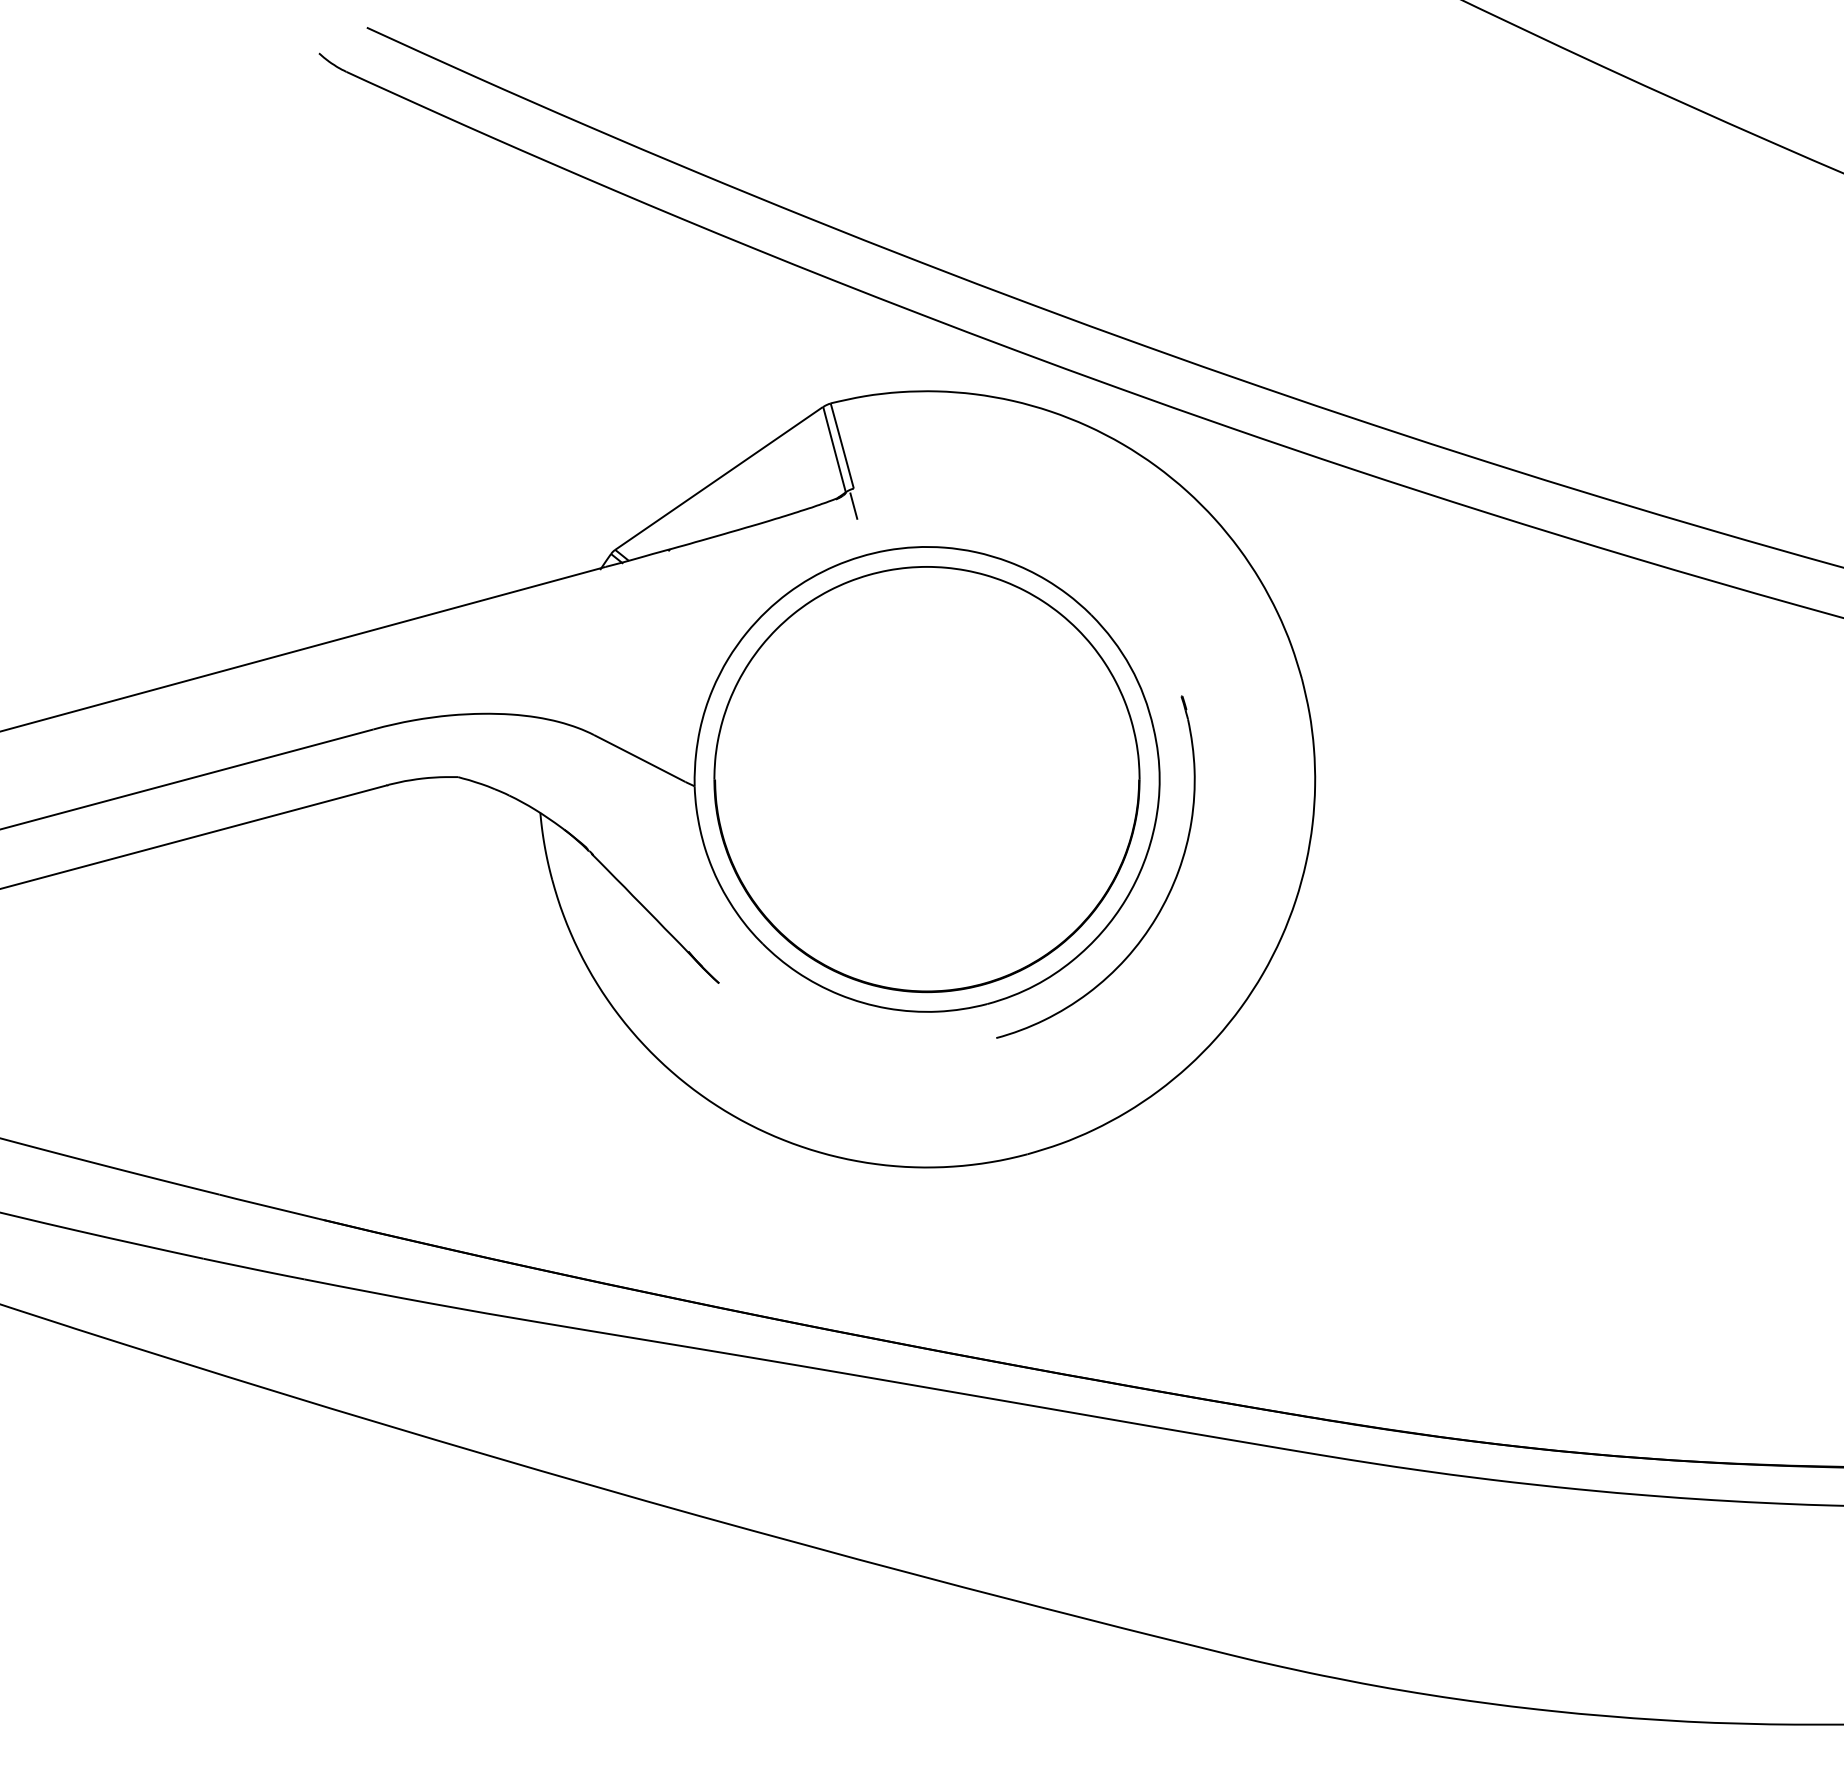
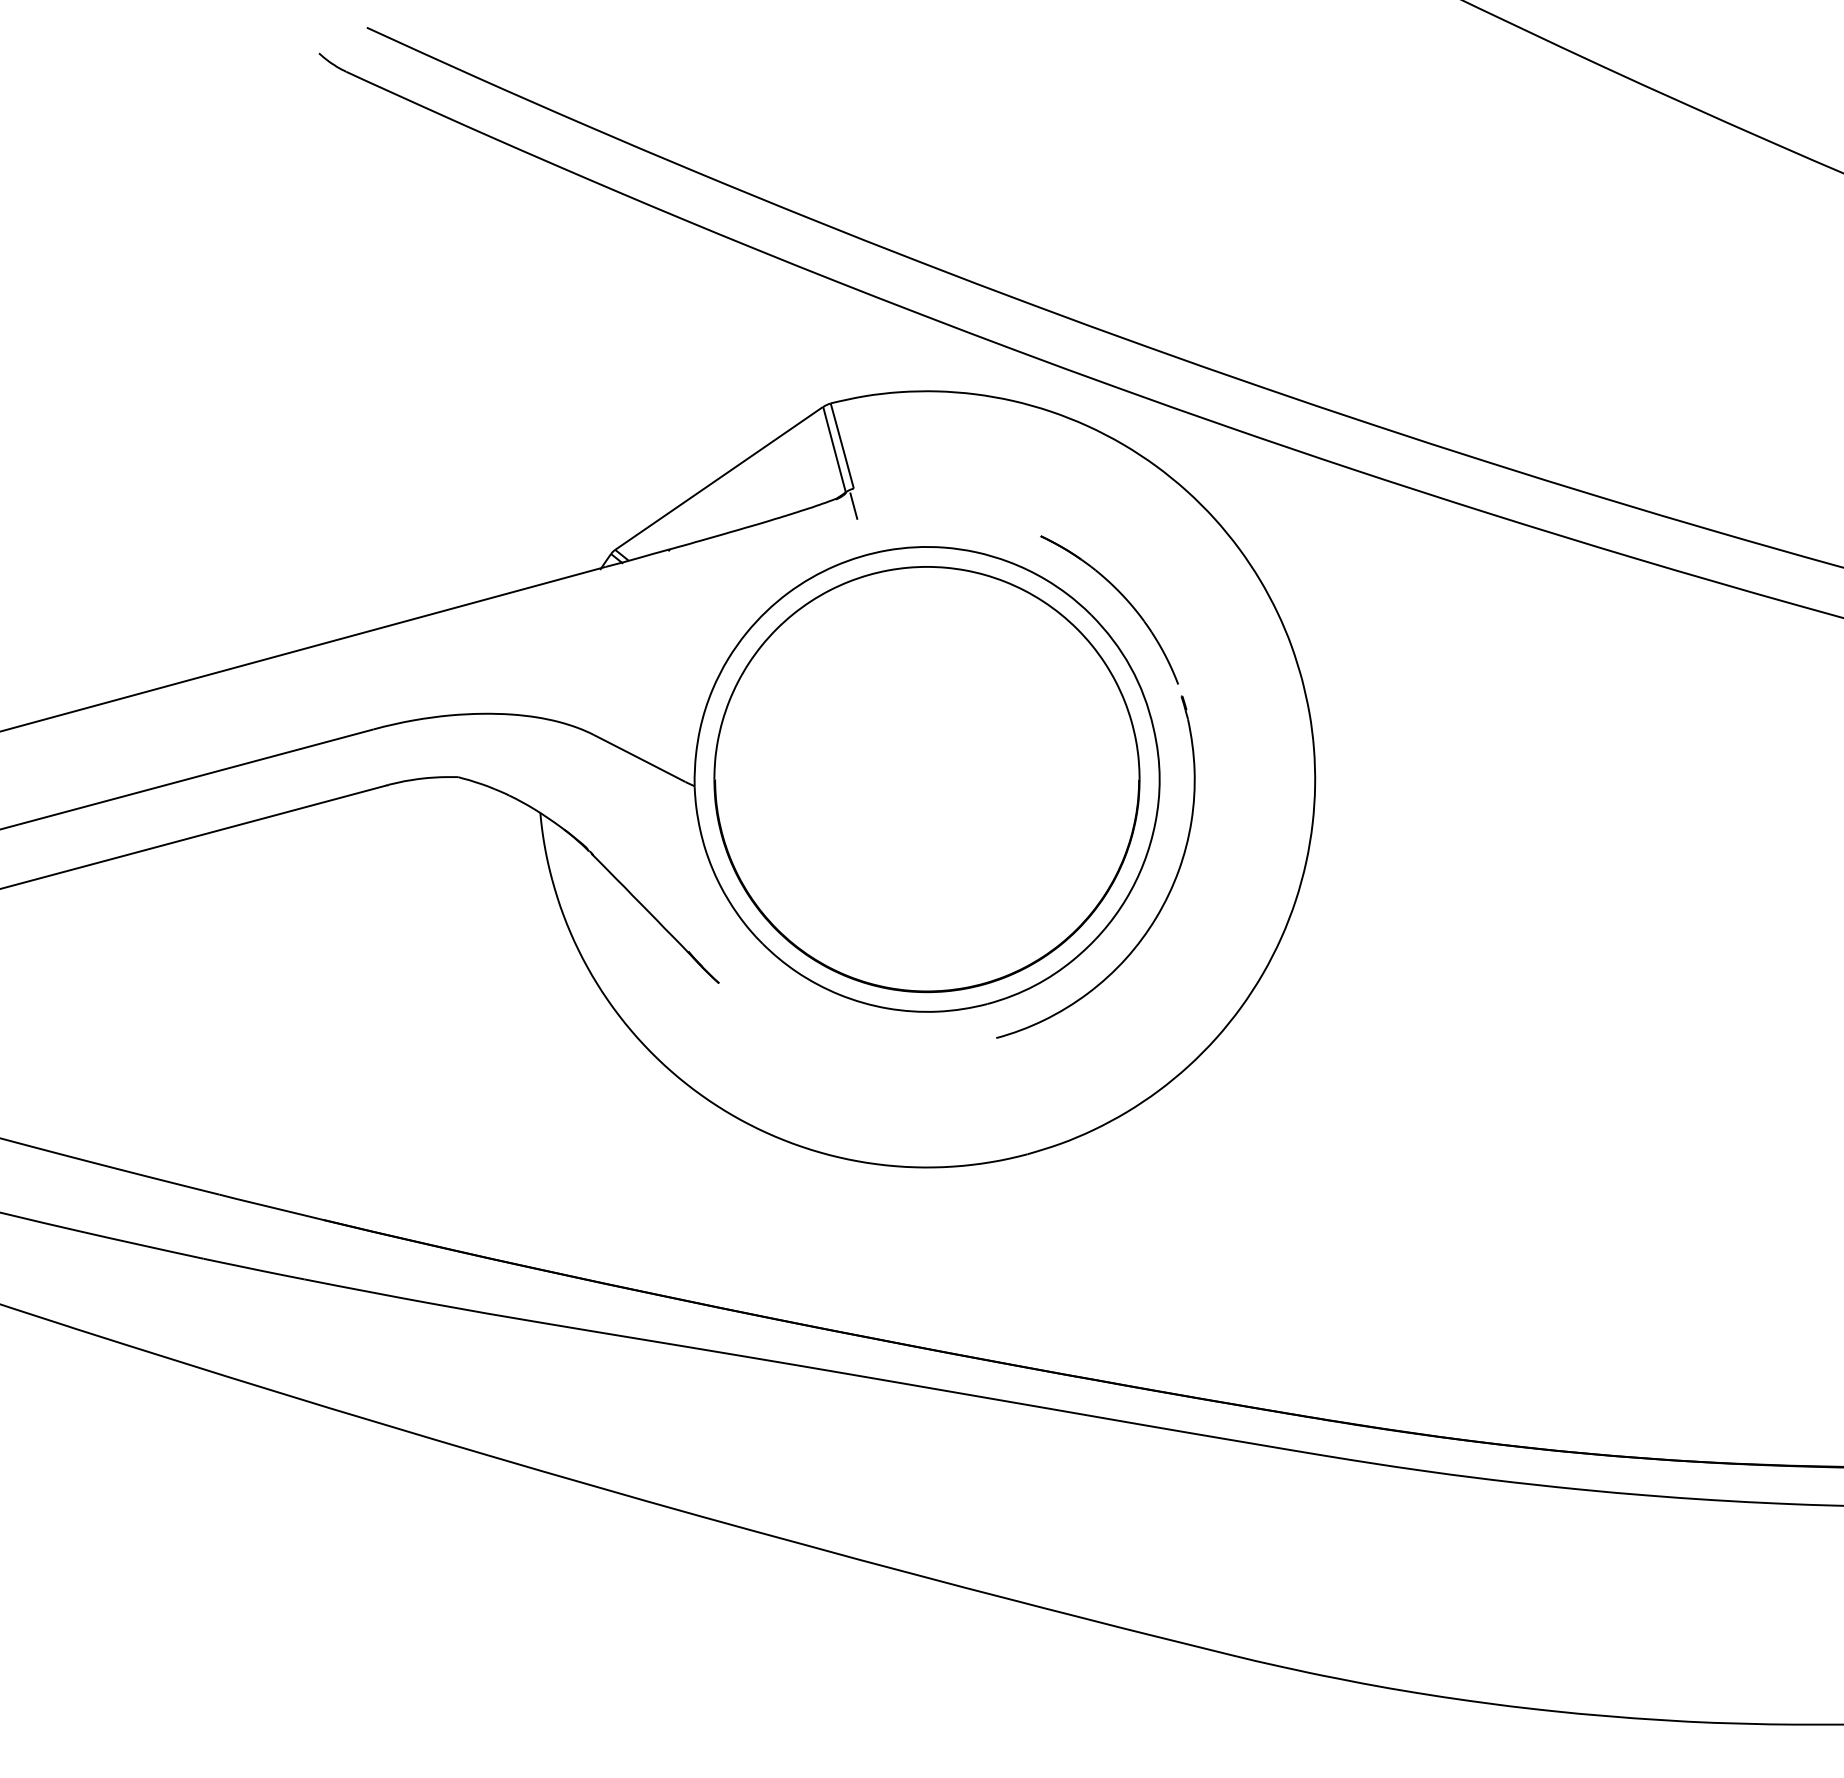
part: none -> present (1122, 596)
